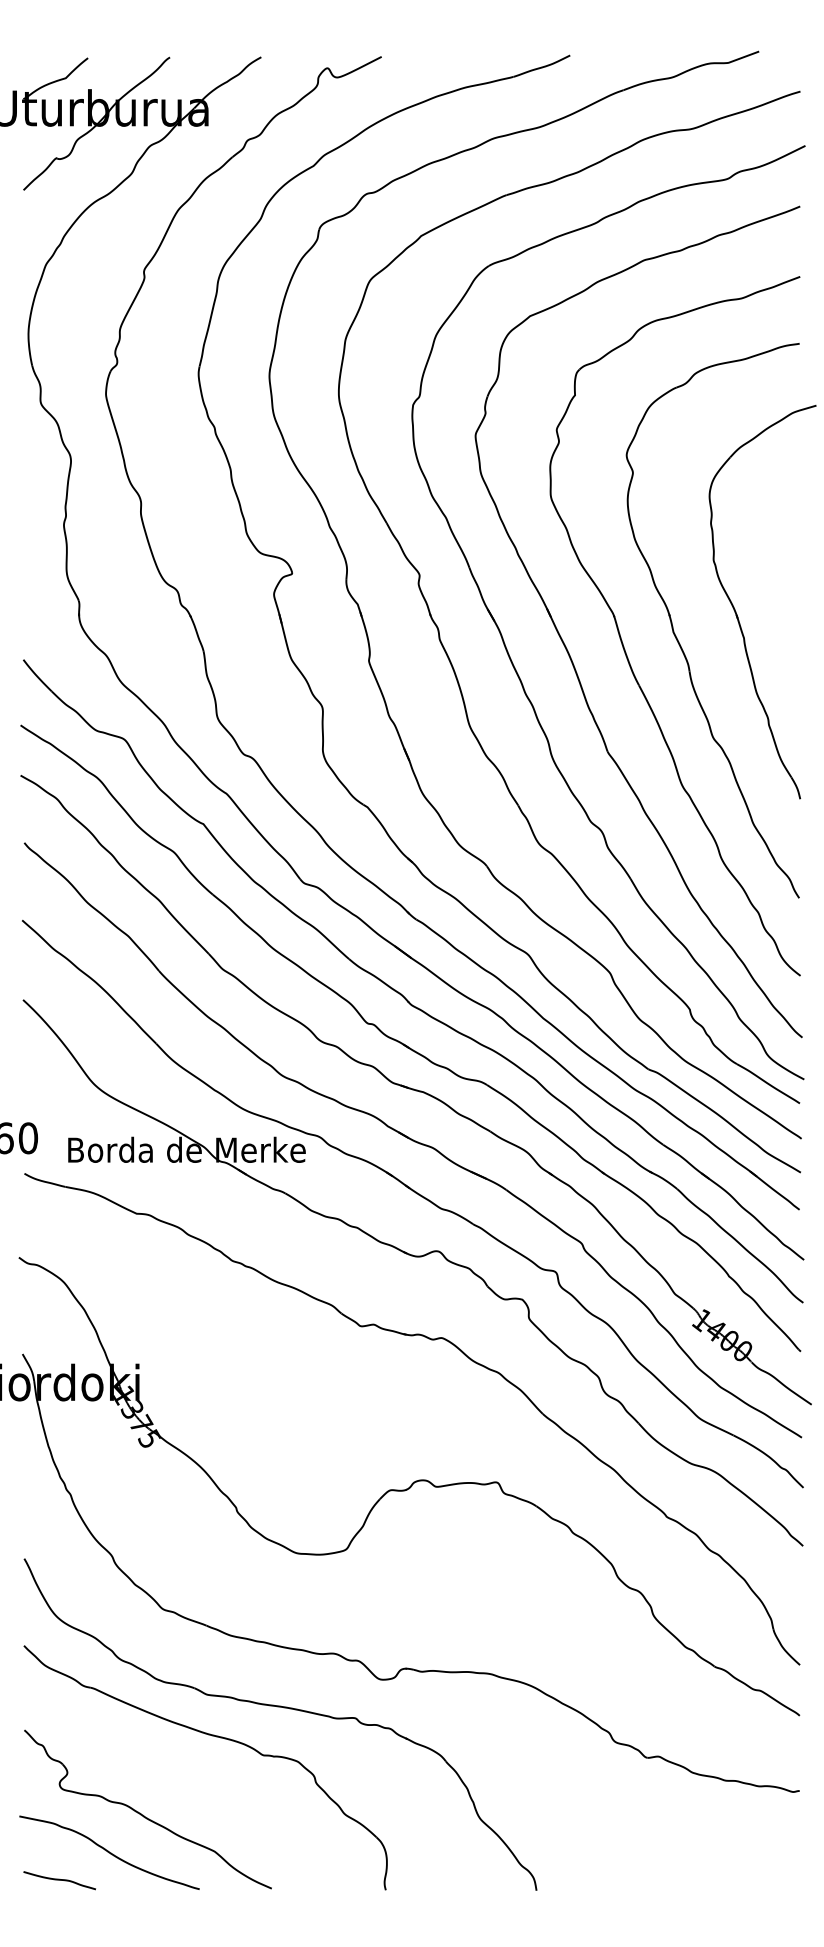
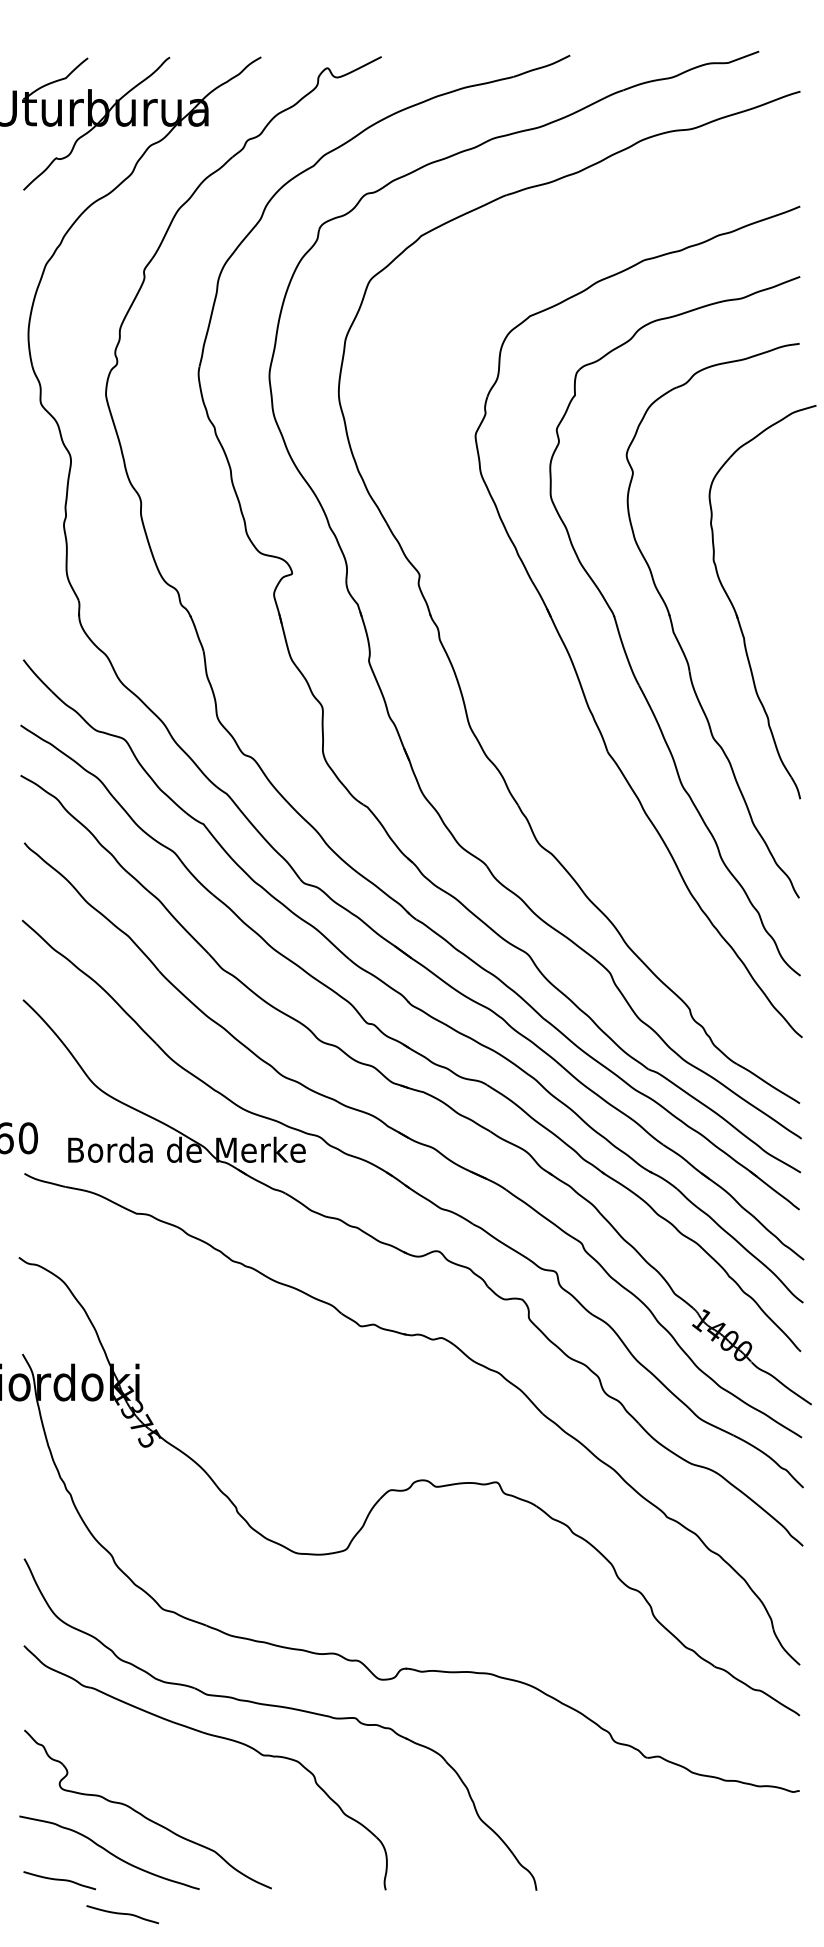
part: present -> none (508, 651)
curve: none -> present (122, 1914)
